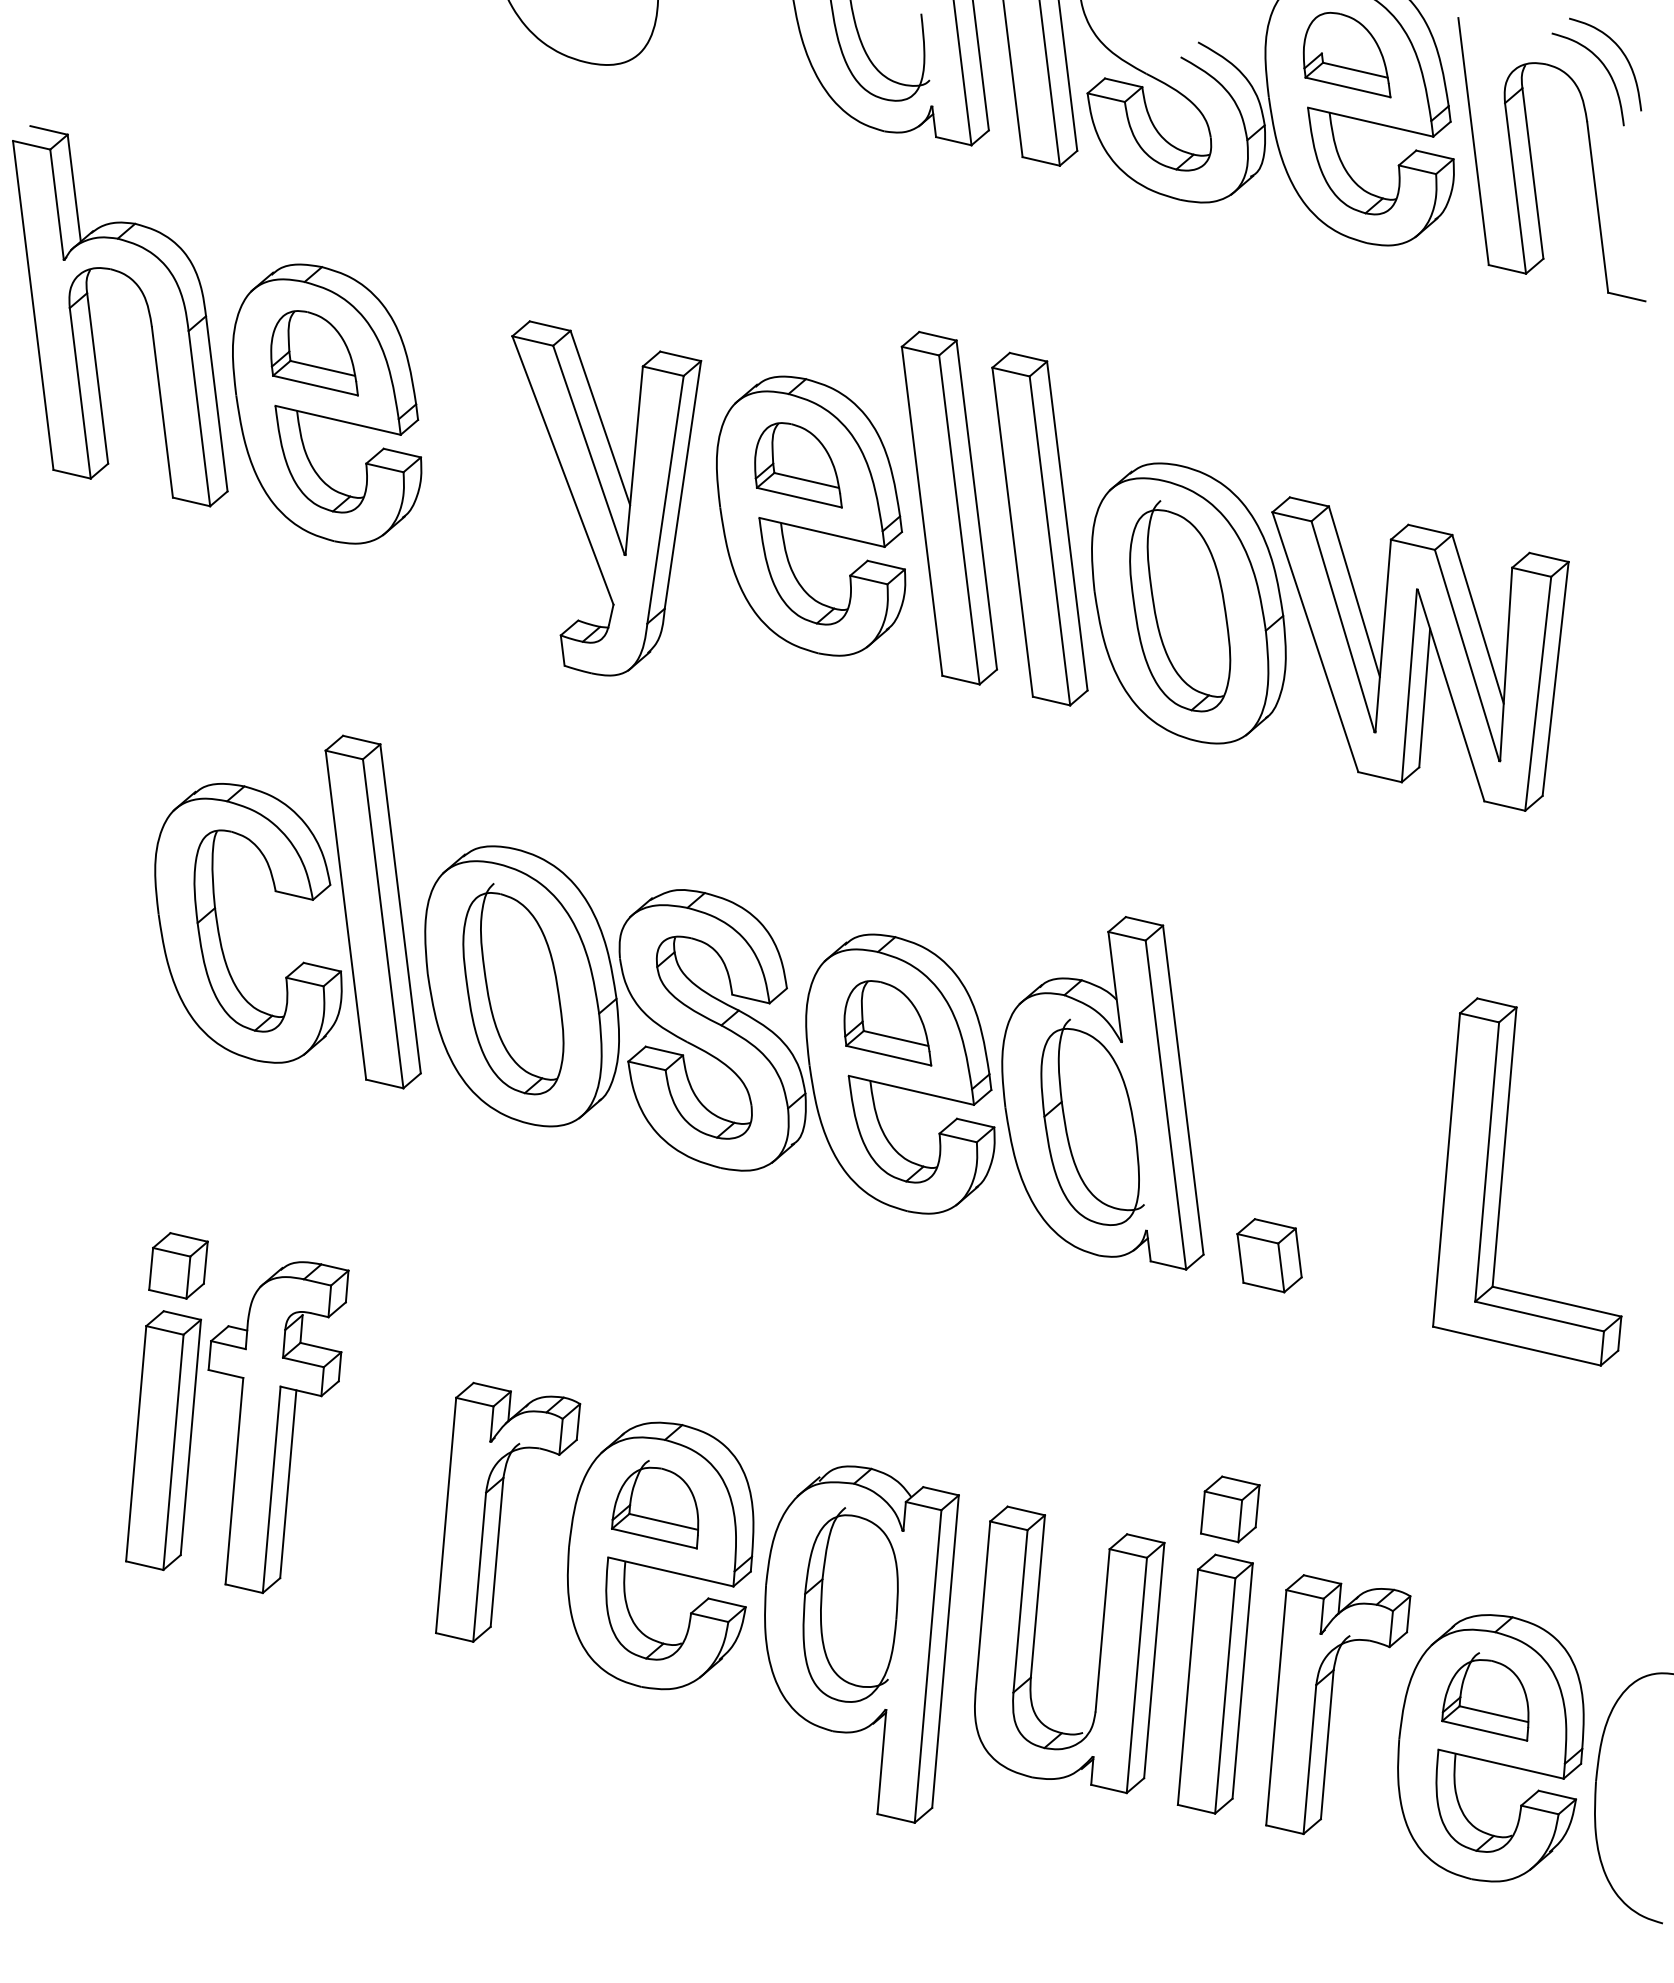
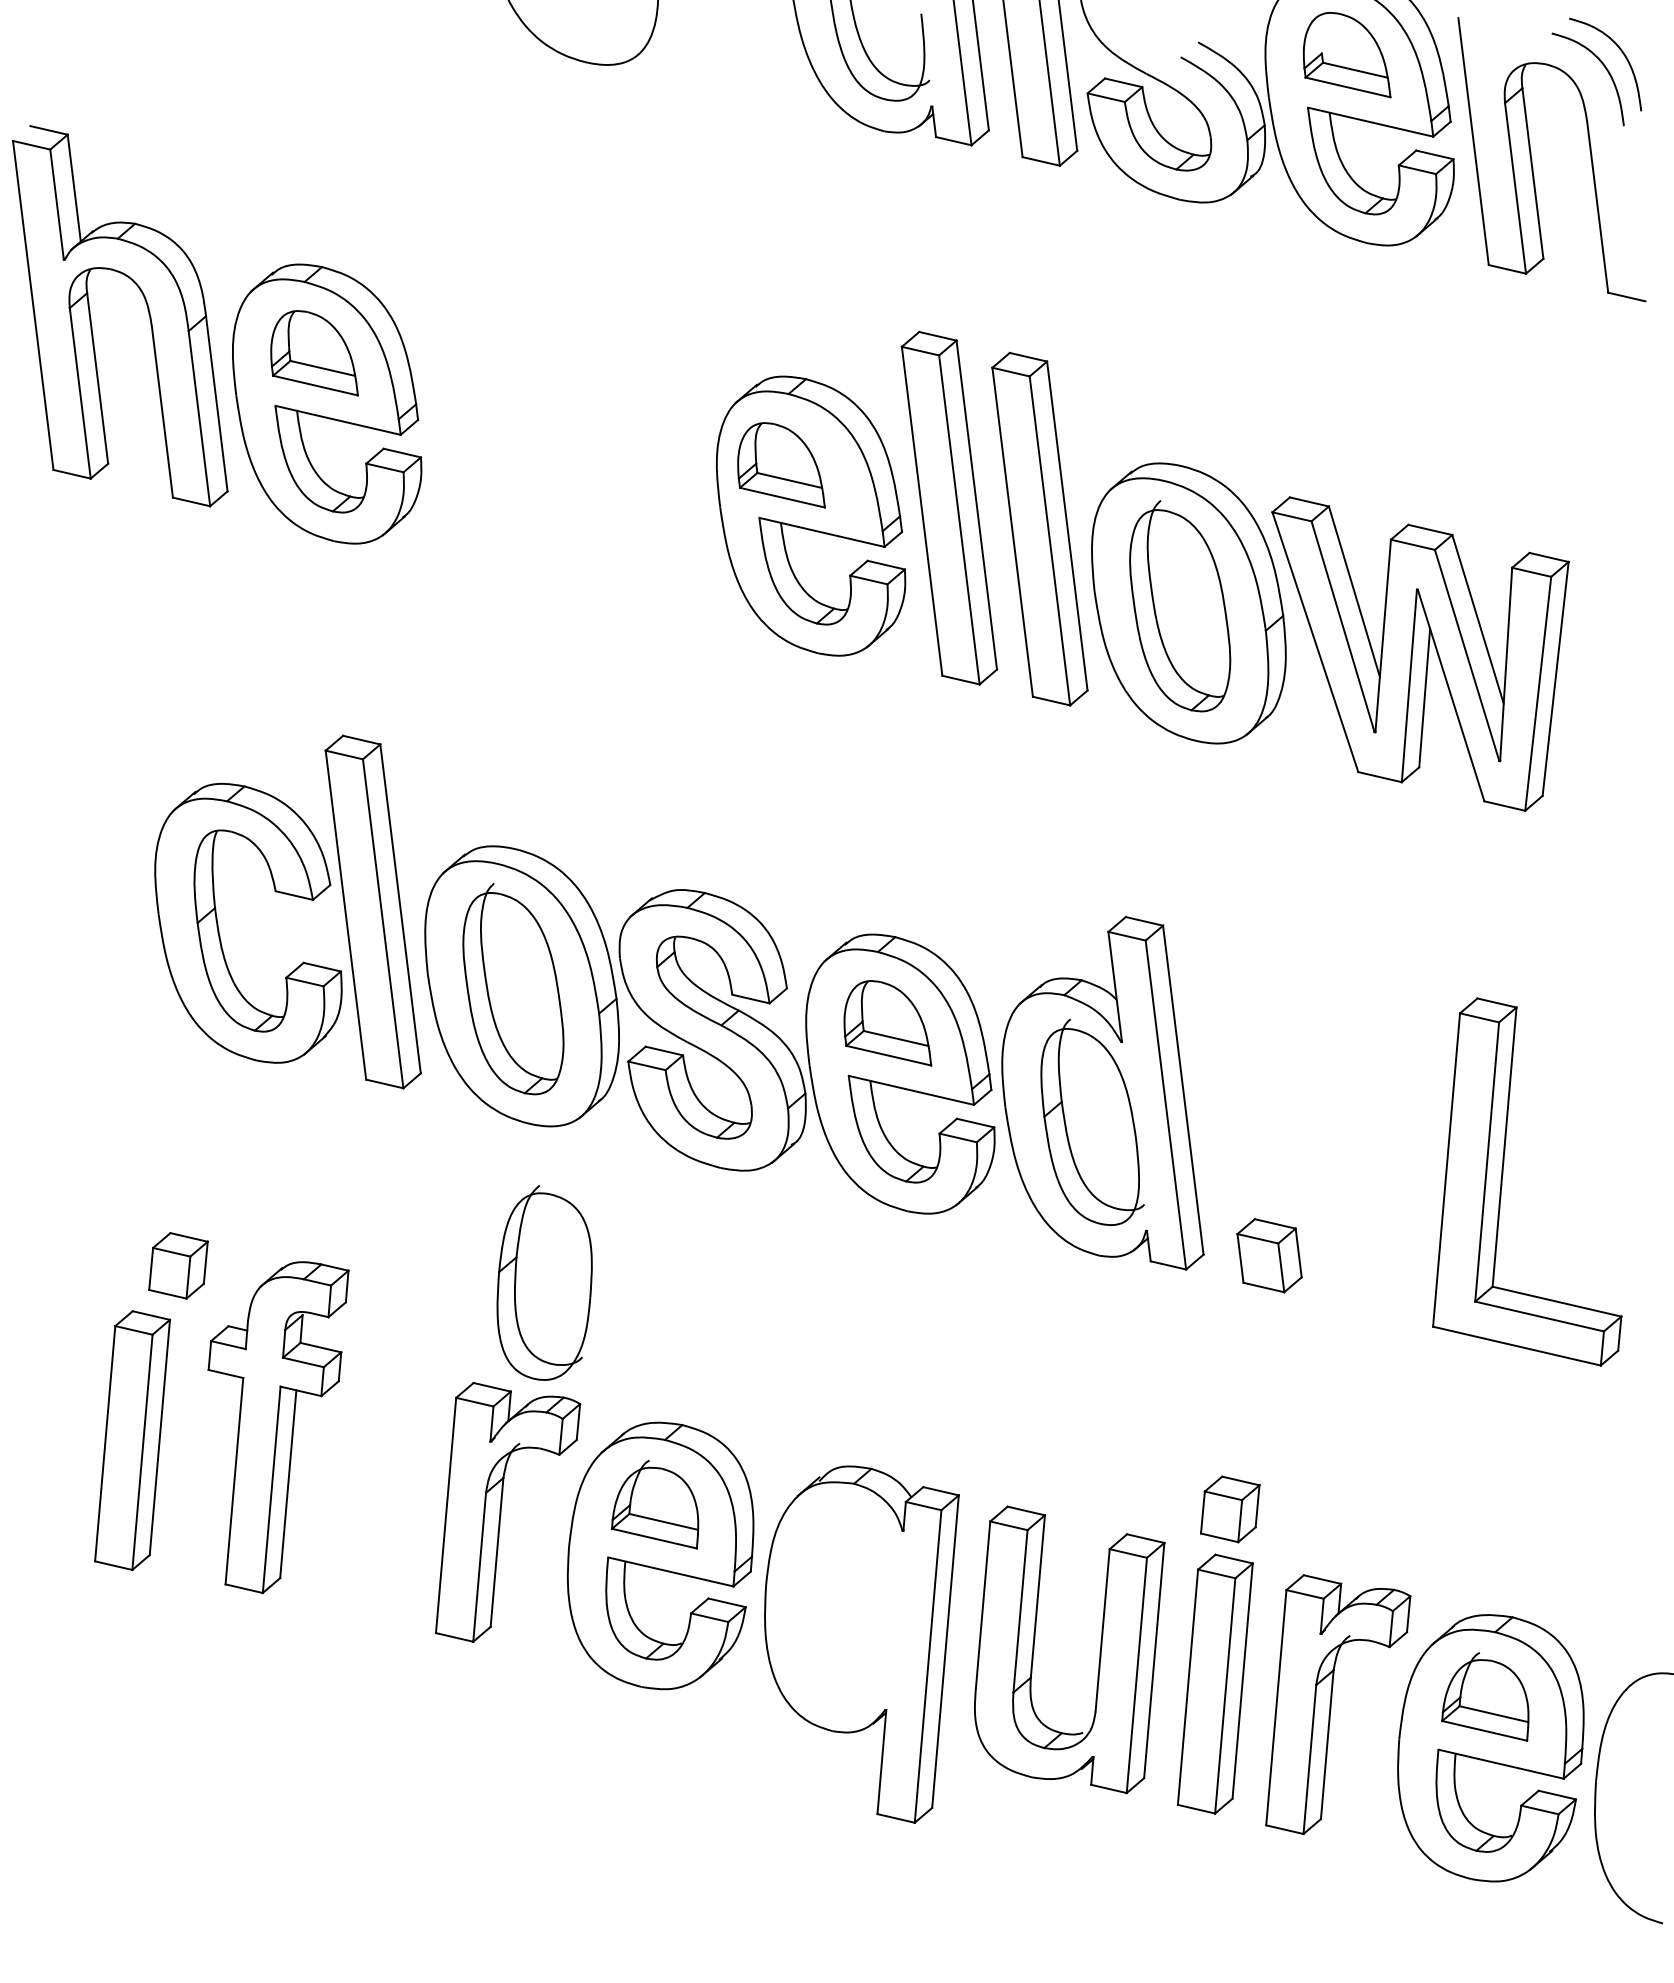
part position: (798, 465) -> (781, 465) (781, 465)
part: present -> none (606, 498)
part position: (163, 1440) -> (132, 1440) (132, 1440)
part position: (850, 1604) -> (544, 1282) (544, 1282)
